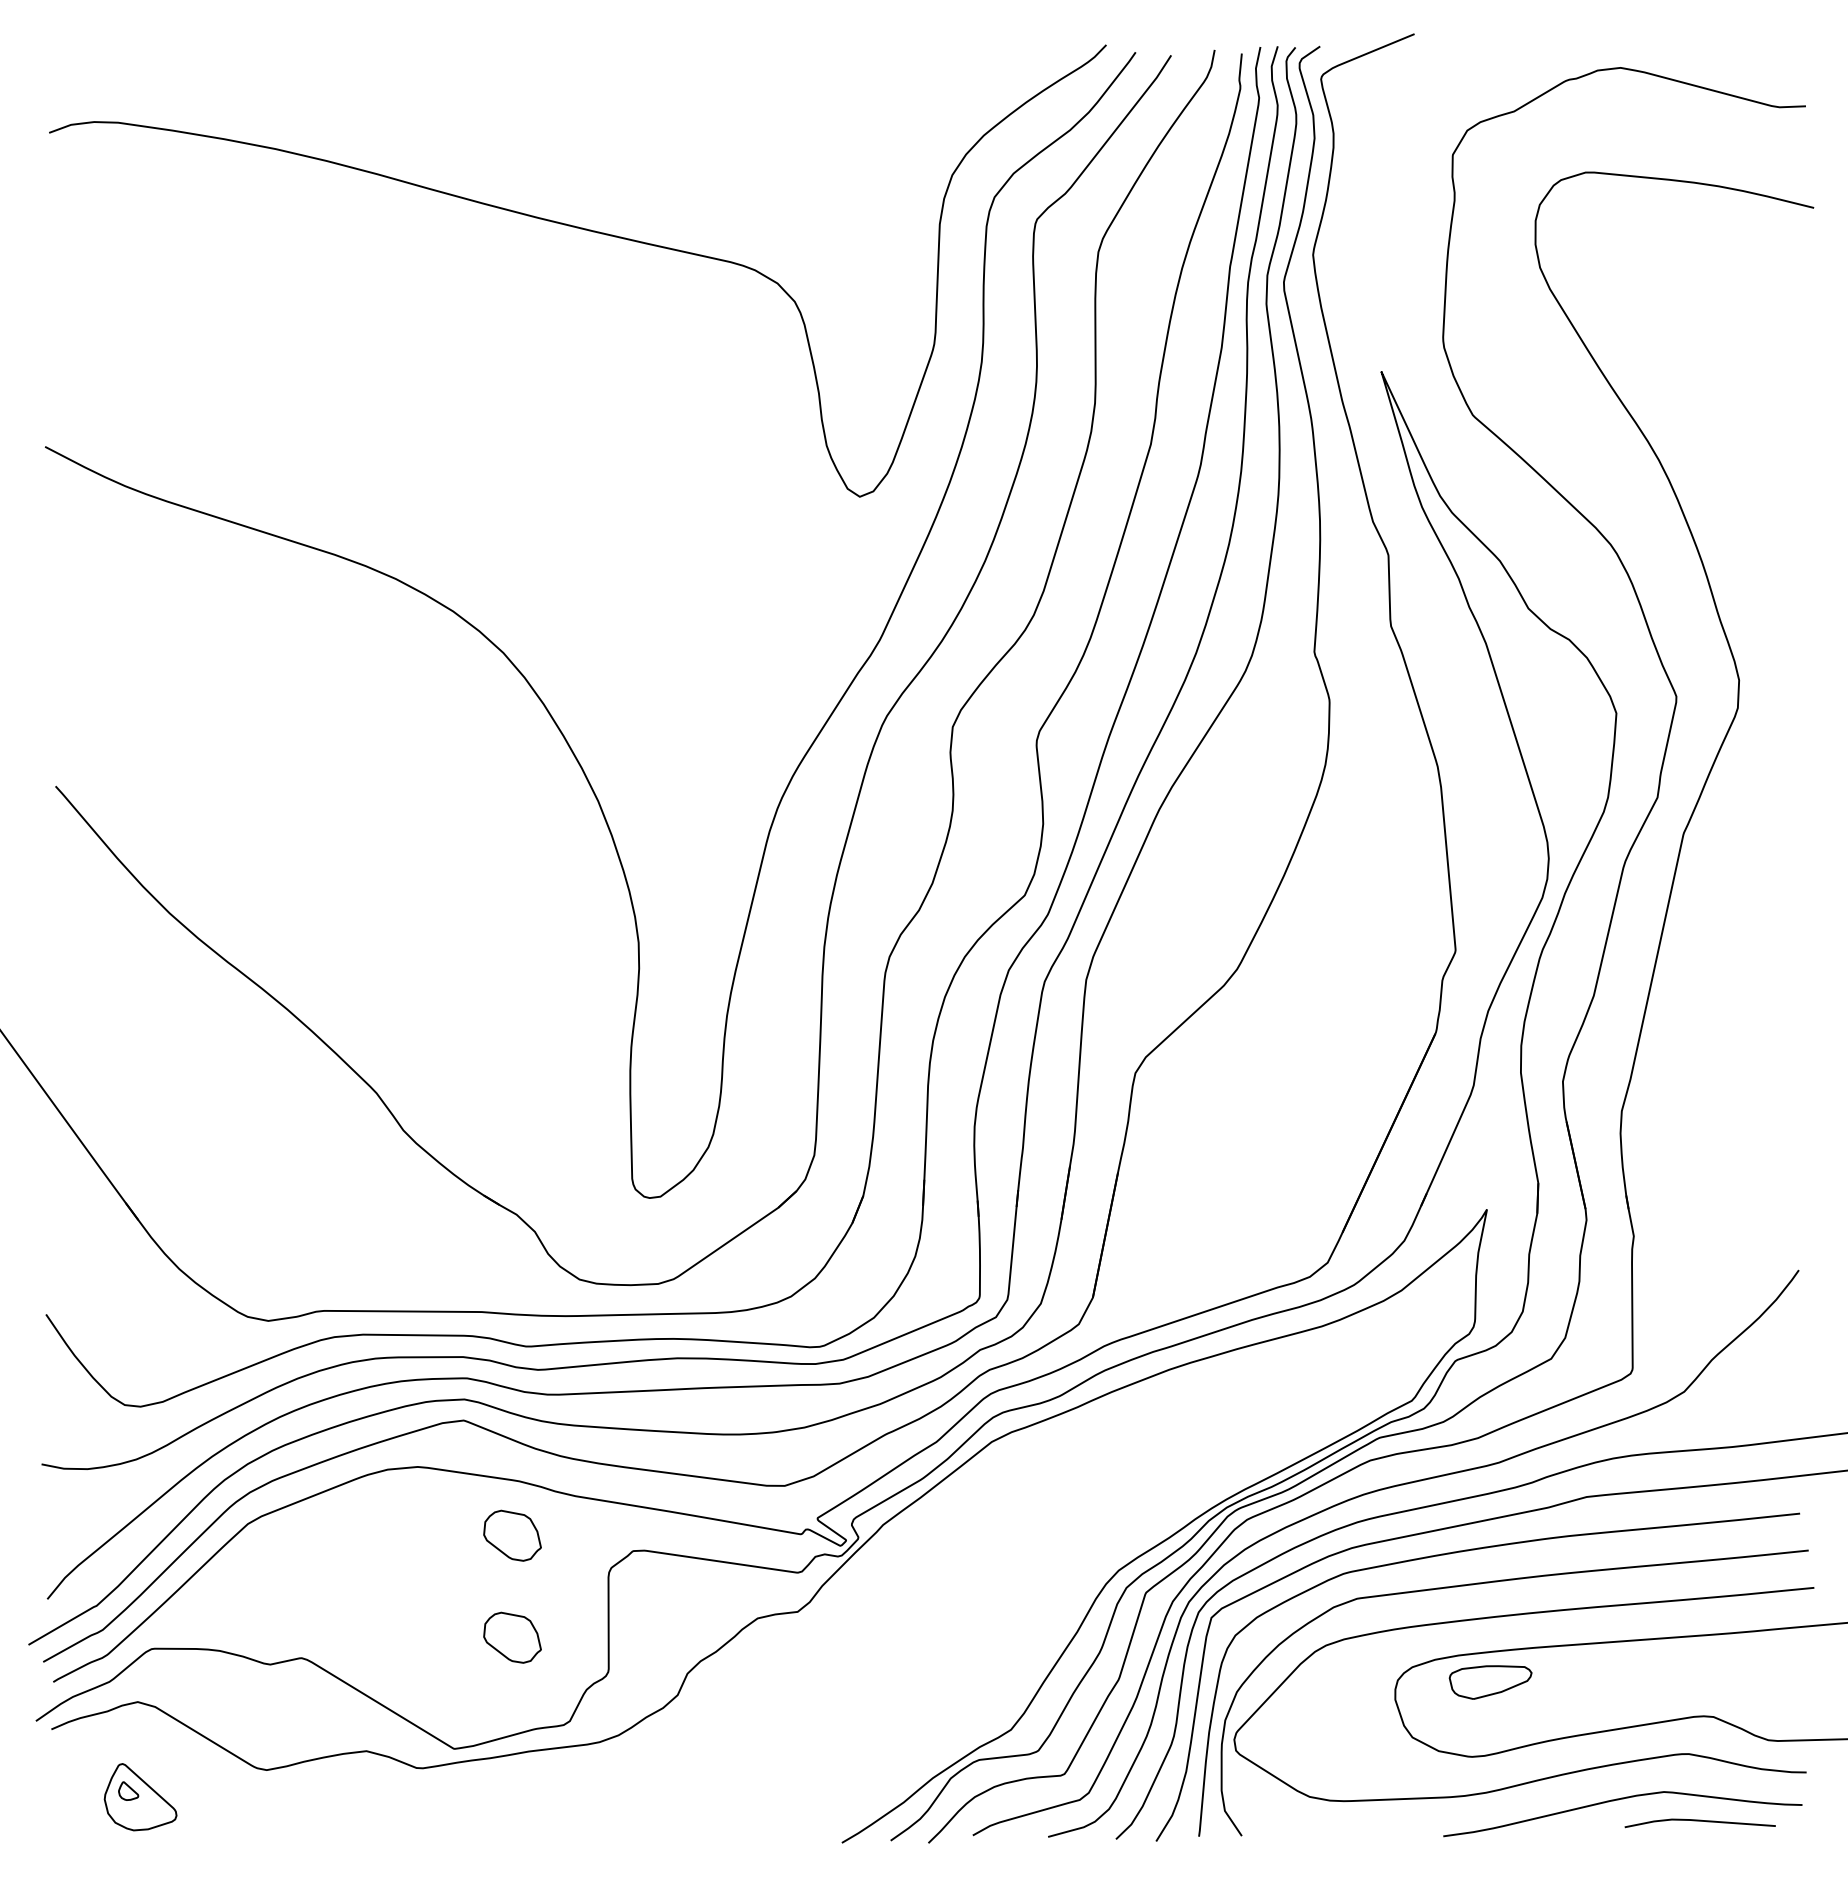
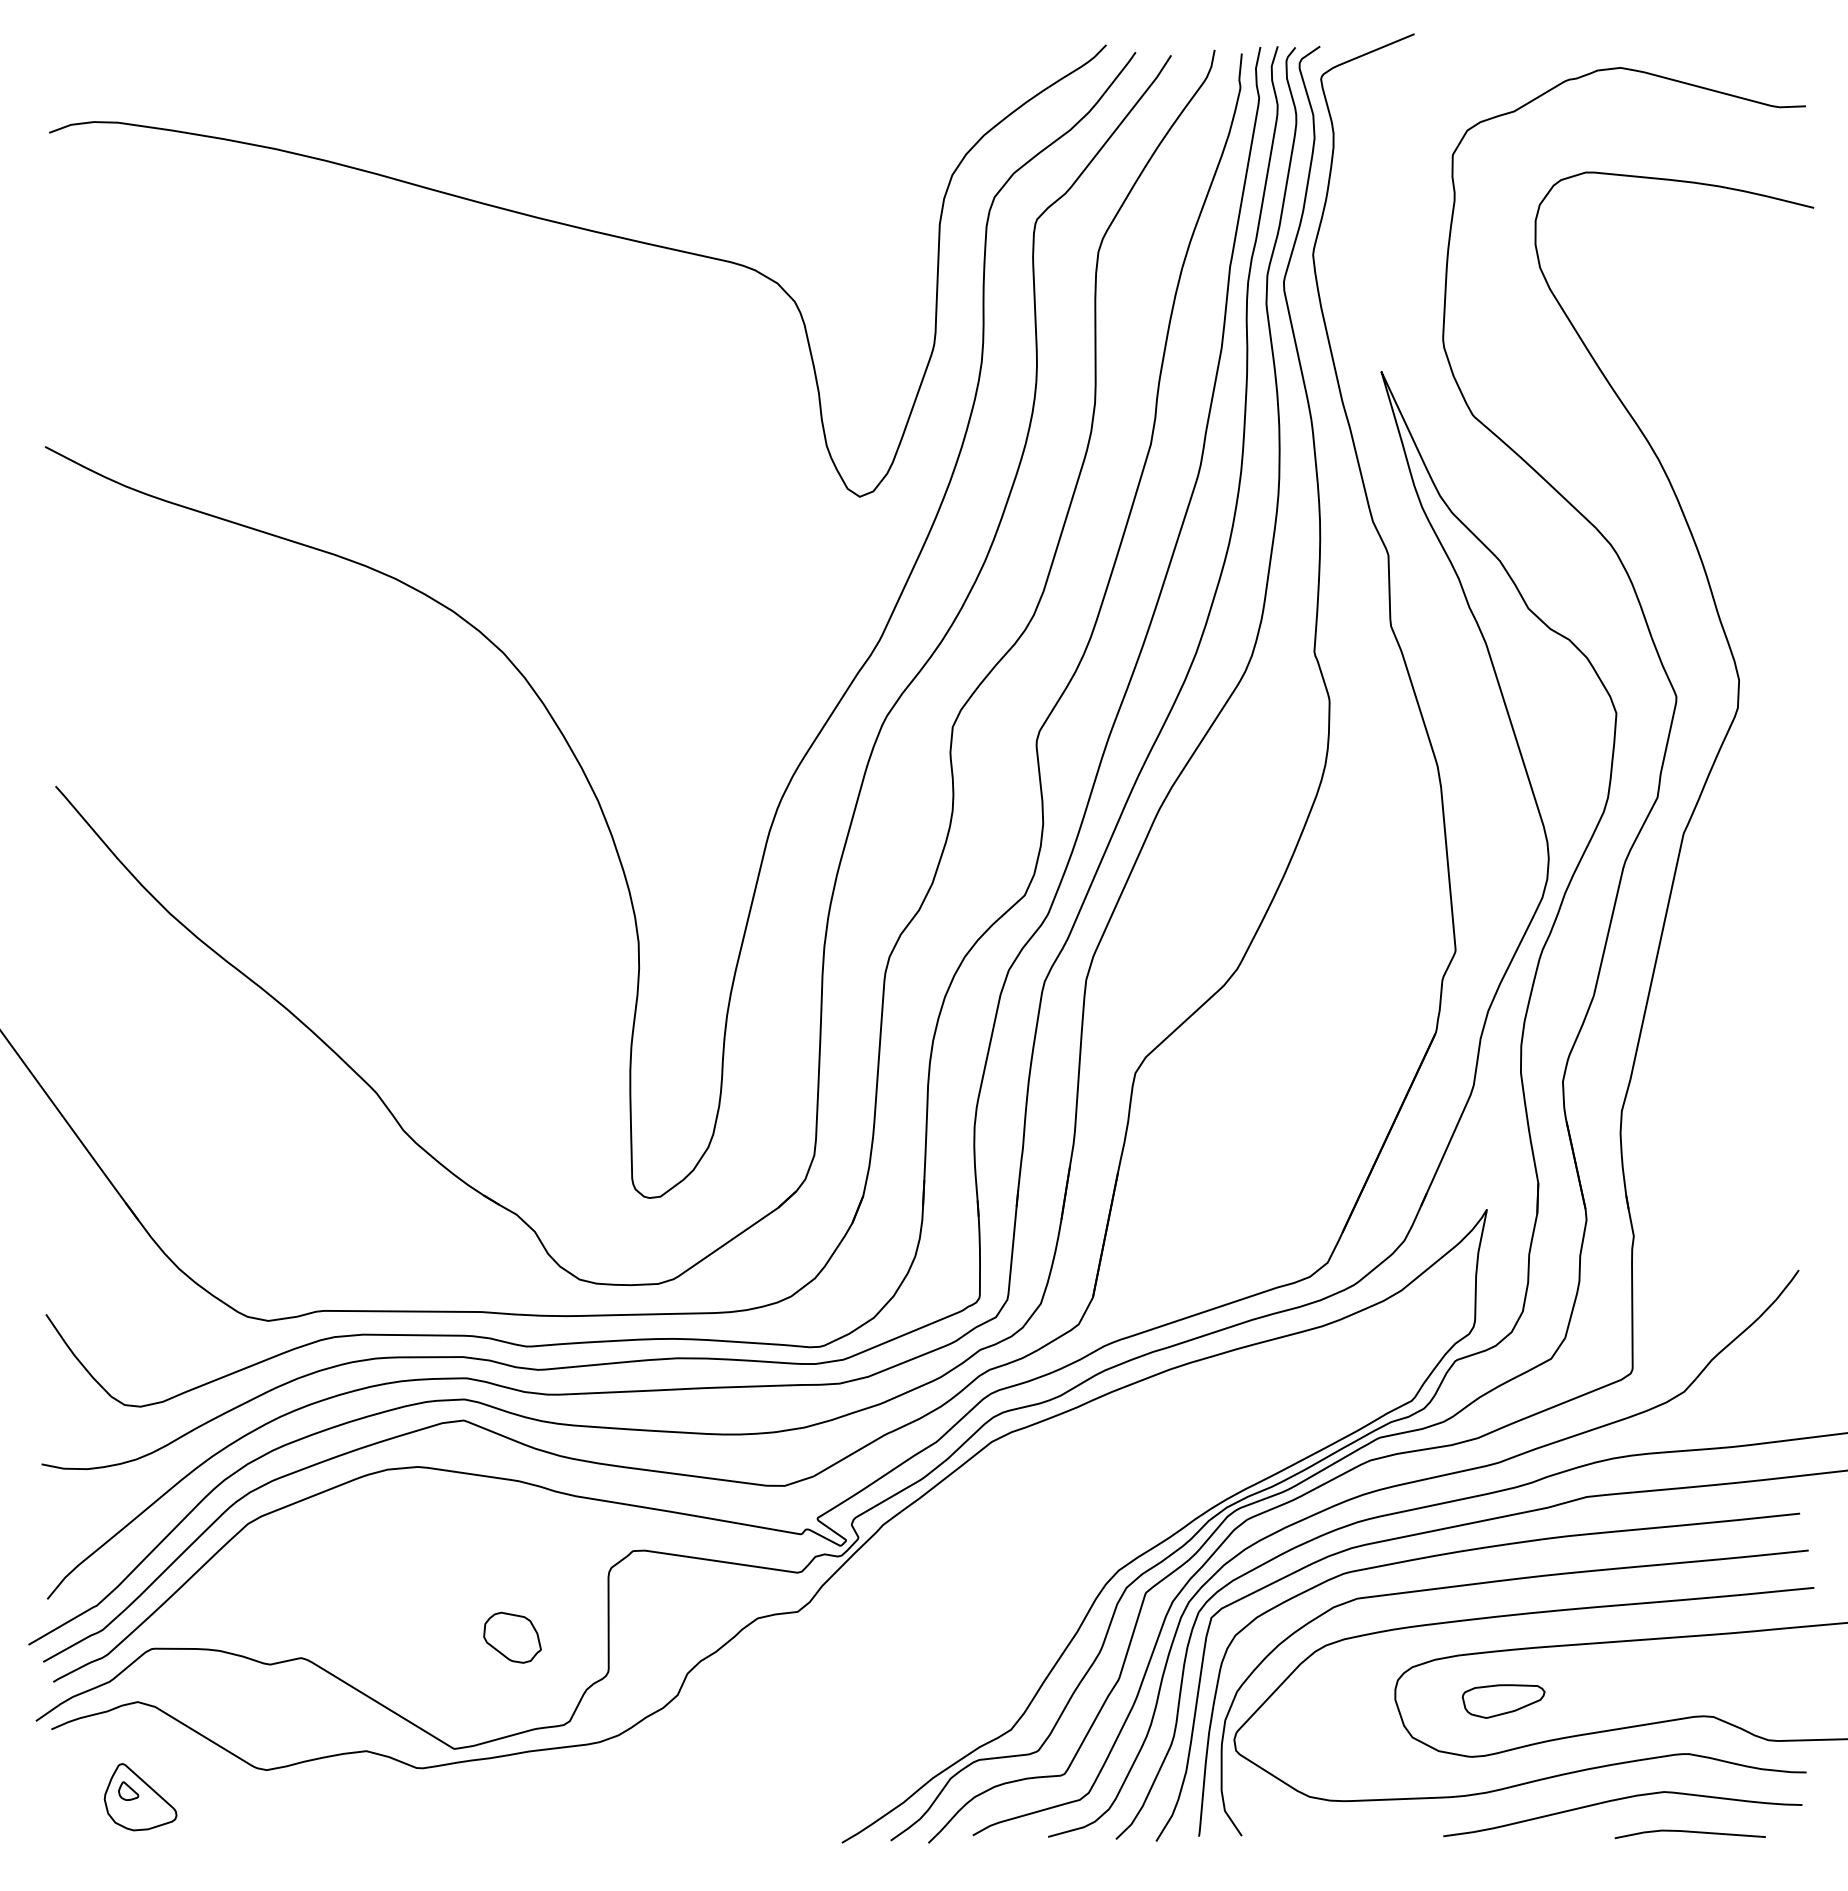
part: present -> none (512, 1535)
part position: (1490, 1682) -> (1503, 1701) (1503, 1701)
line position: (1699, 1821) -> (1689, 1832) (1689, 1832)
